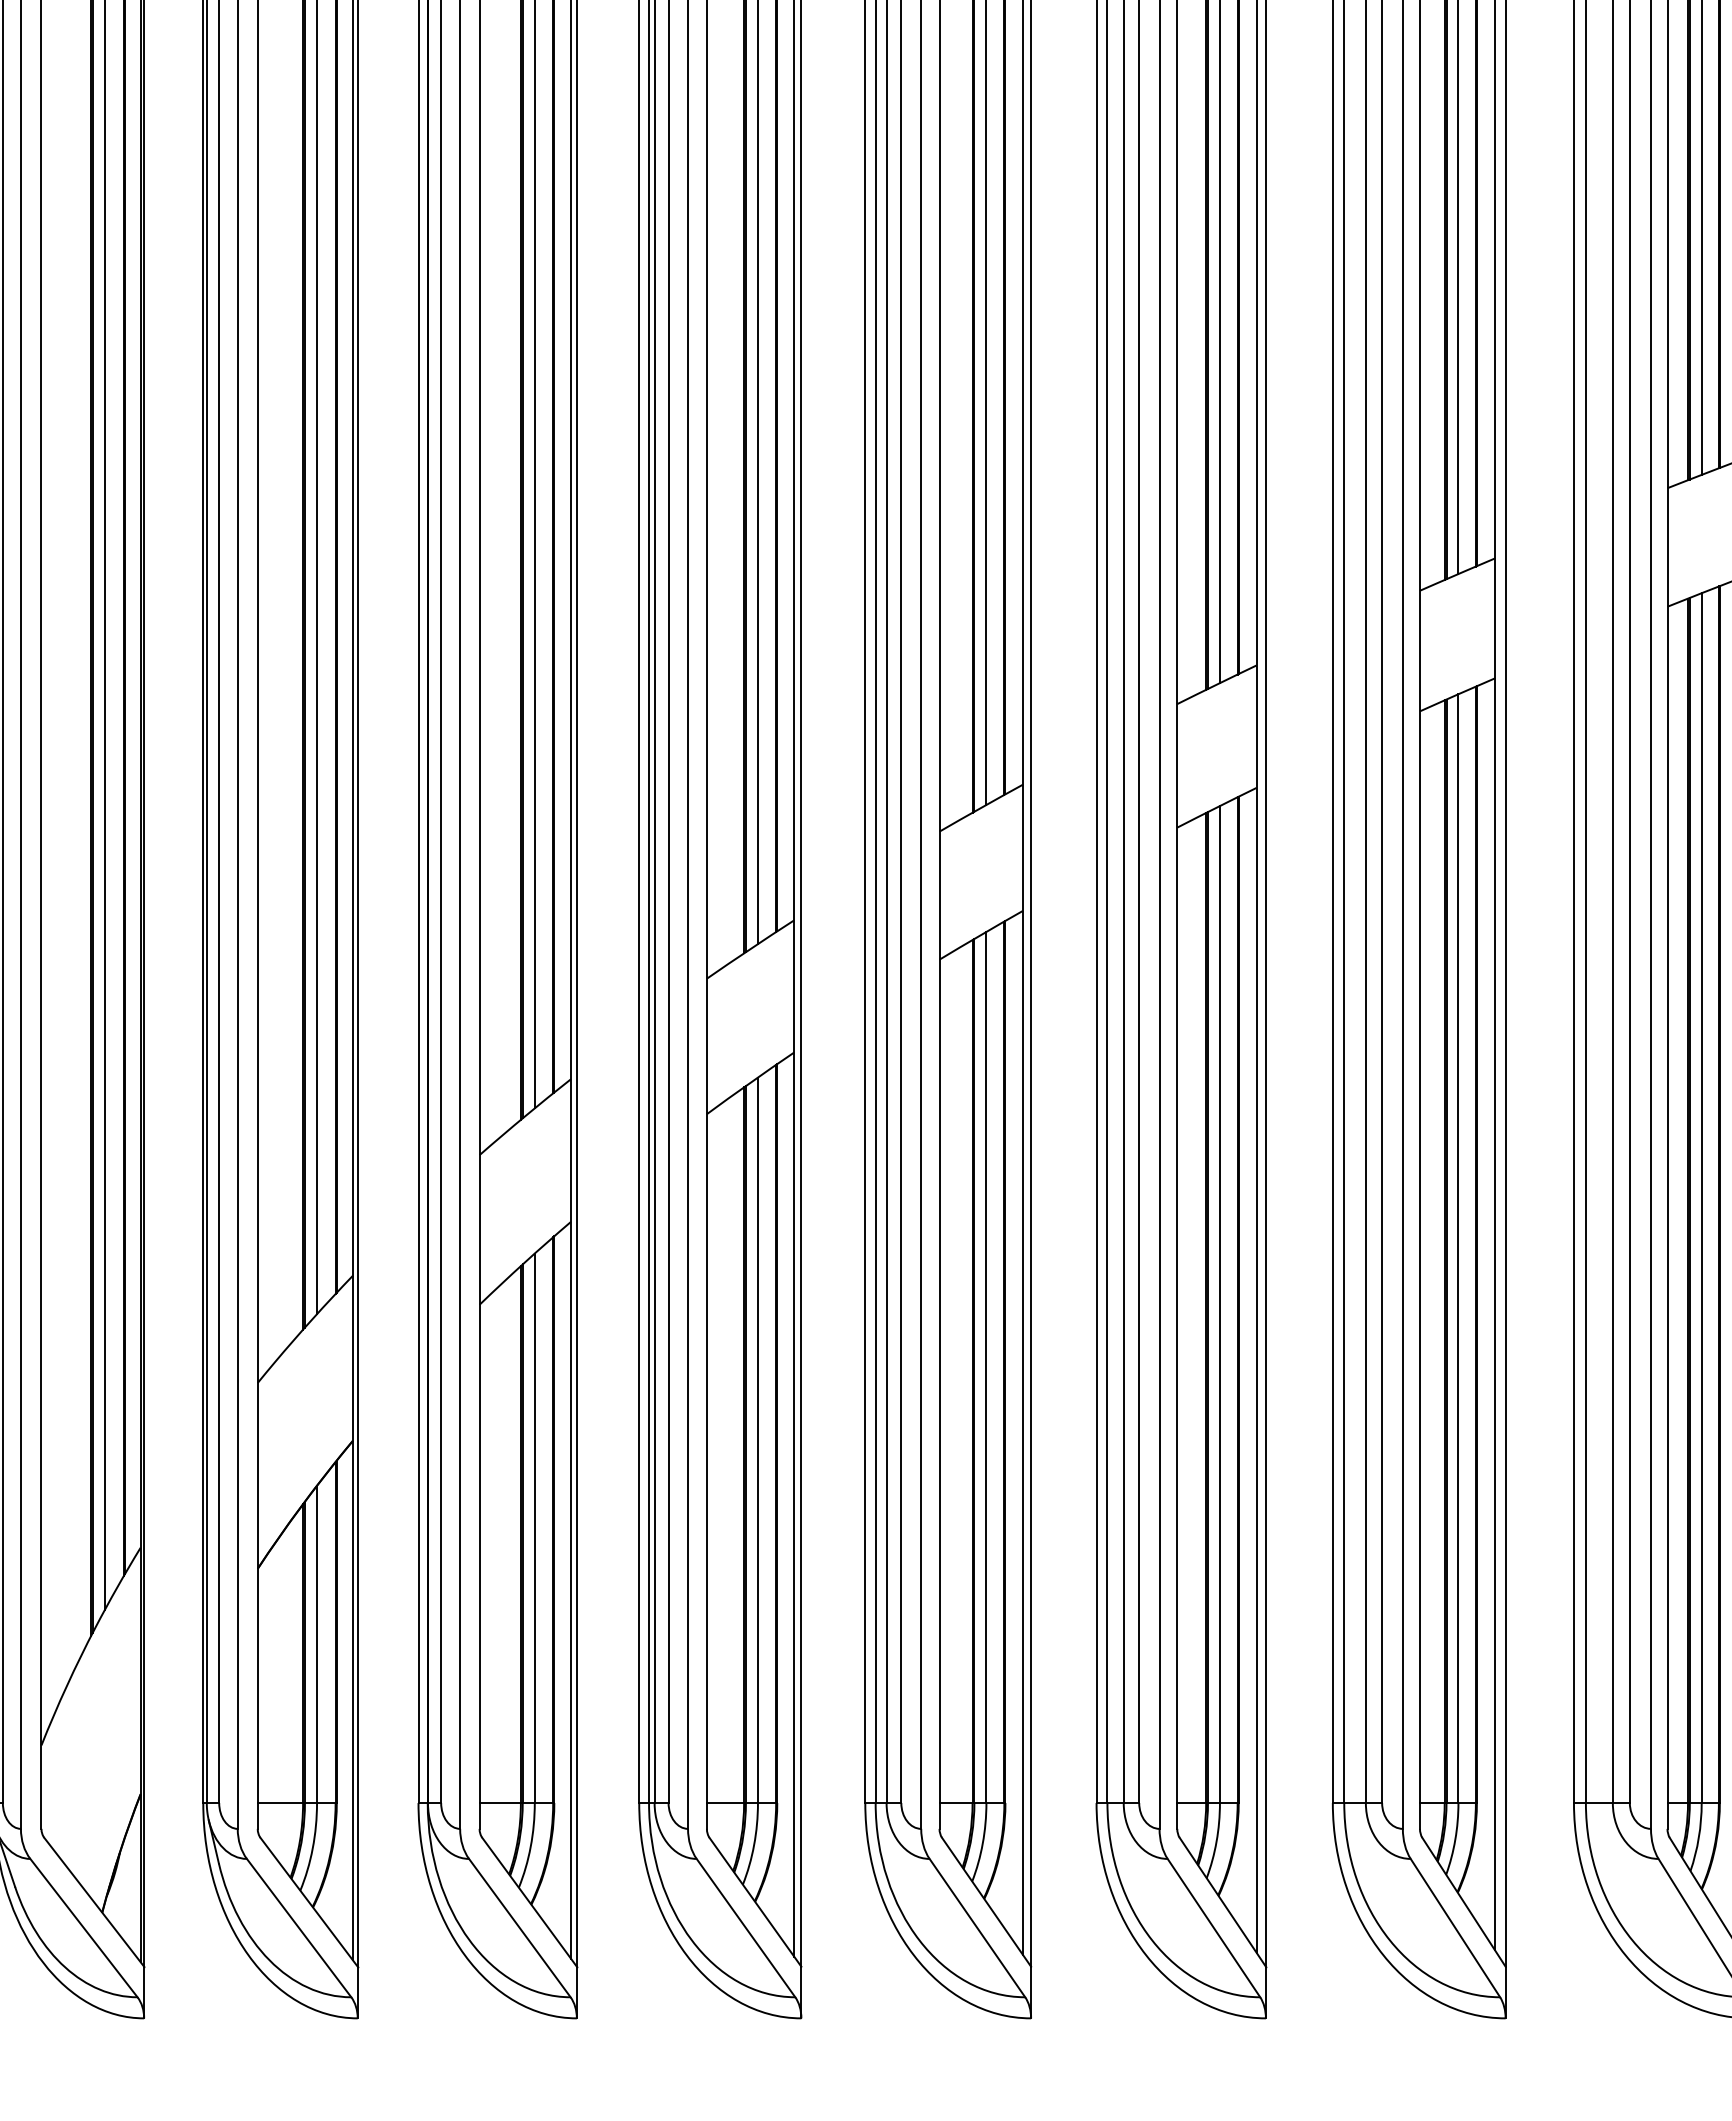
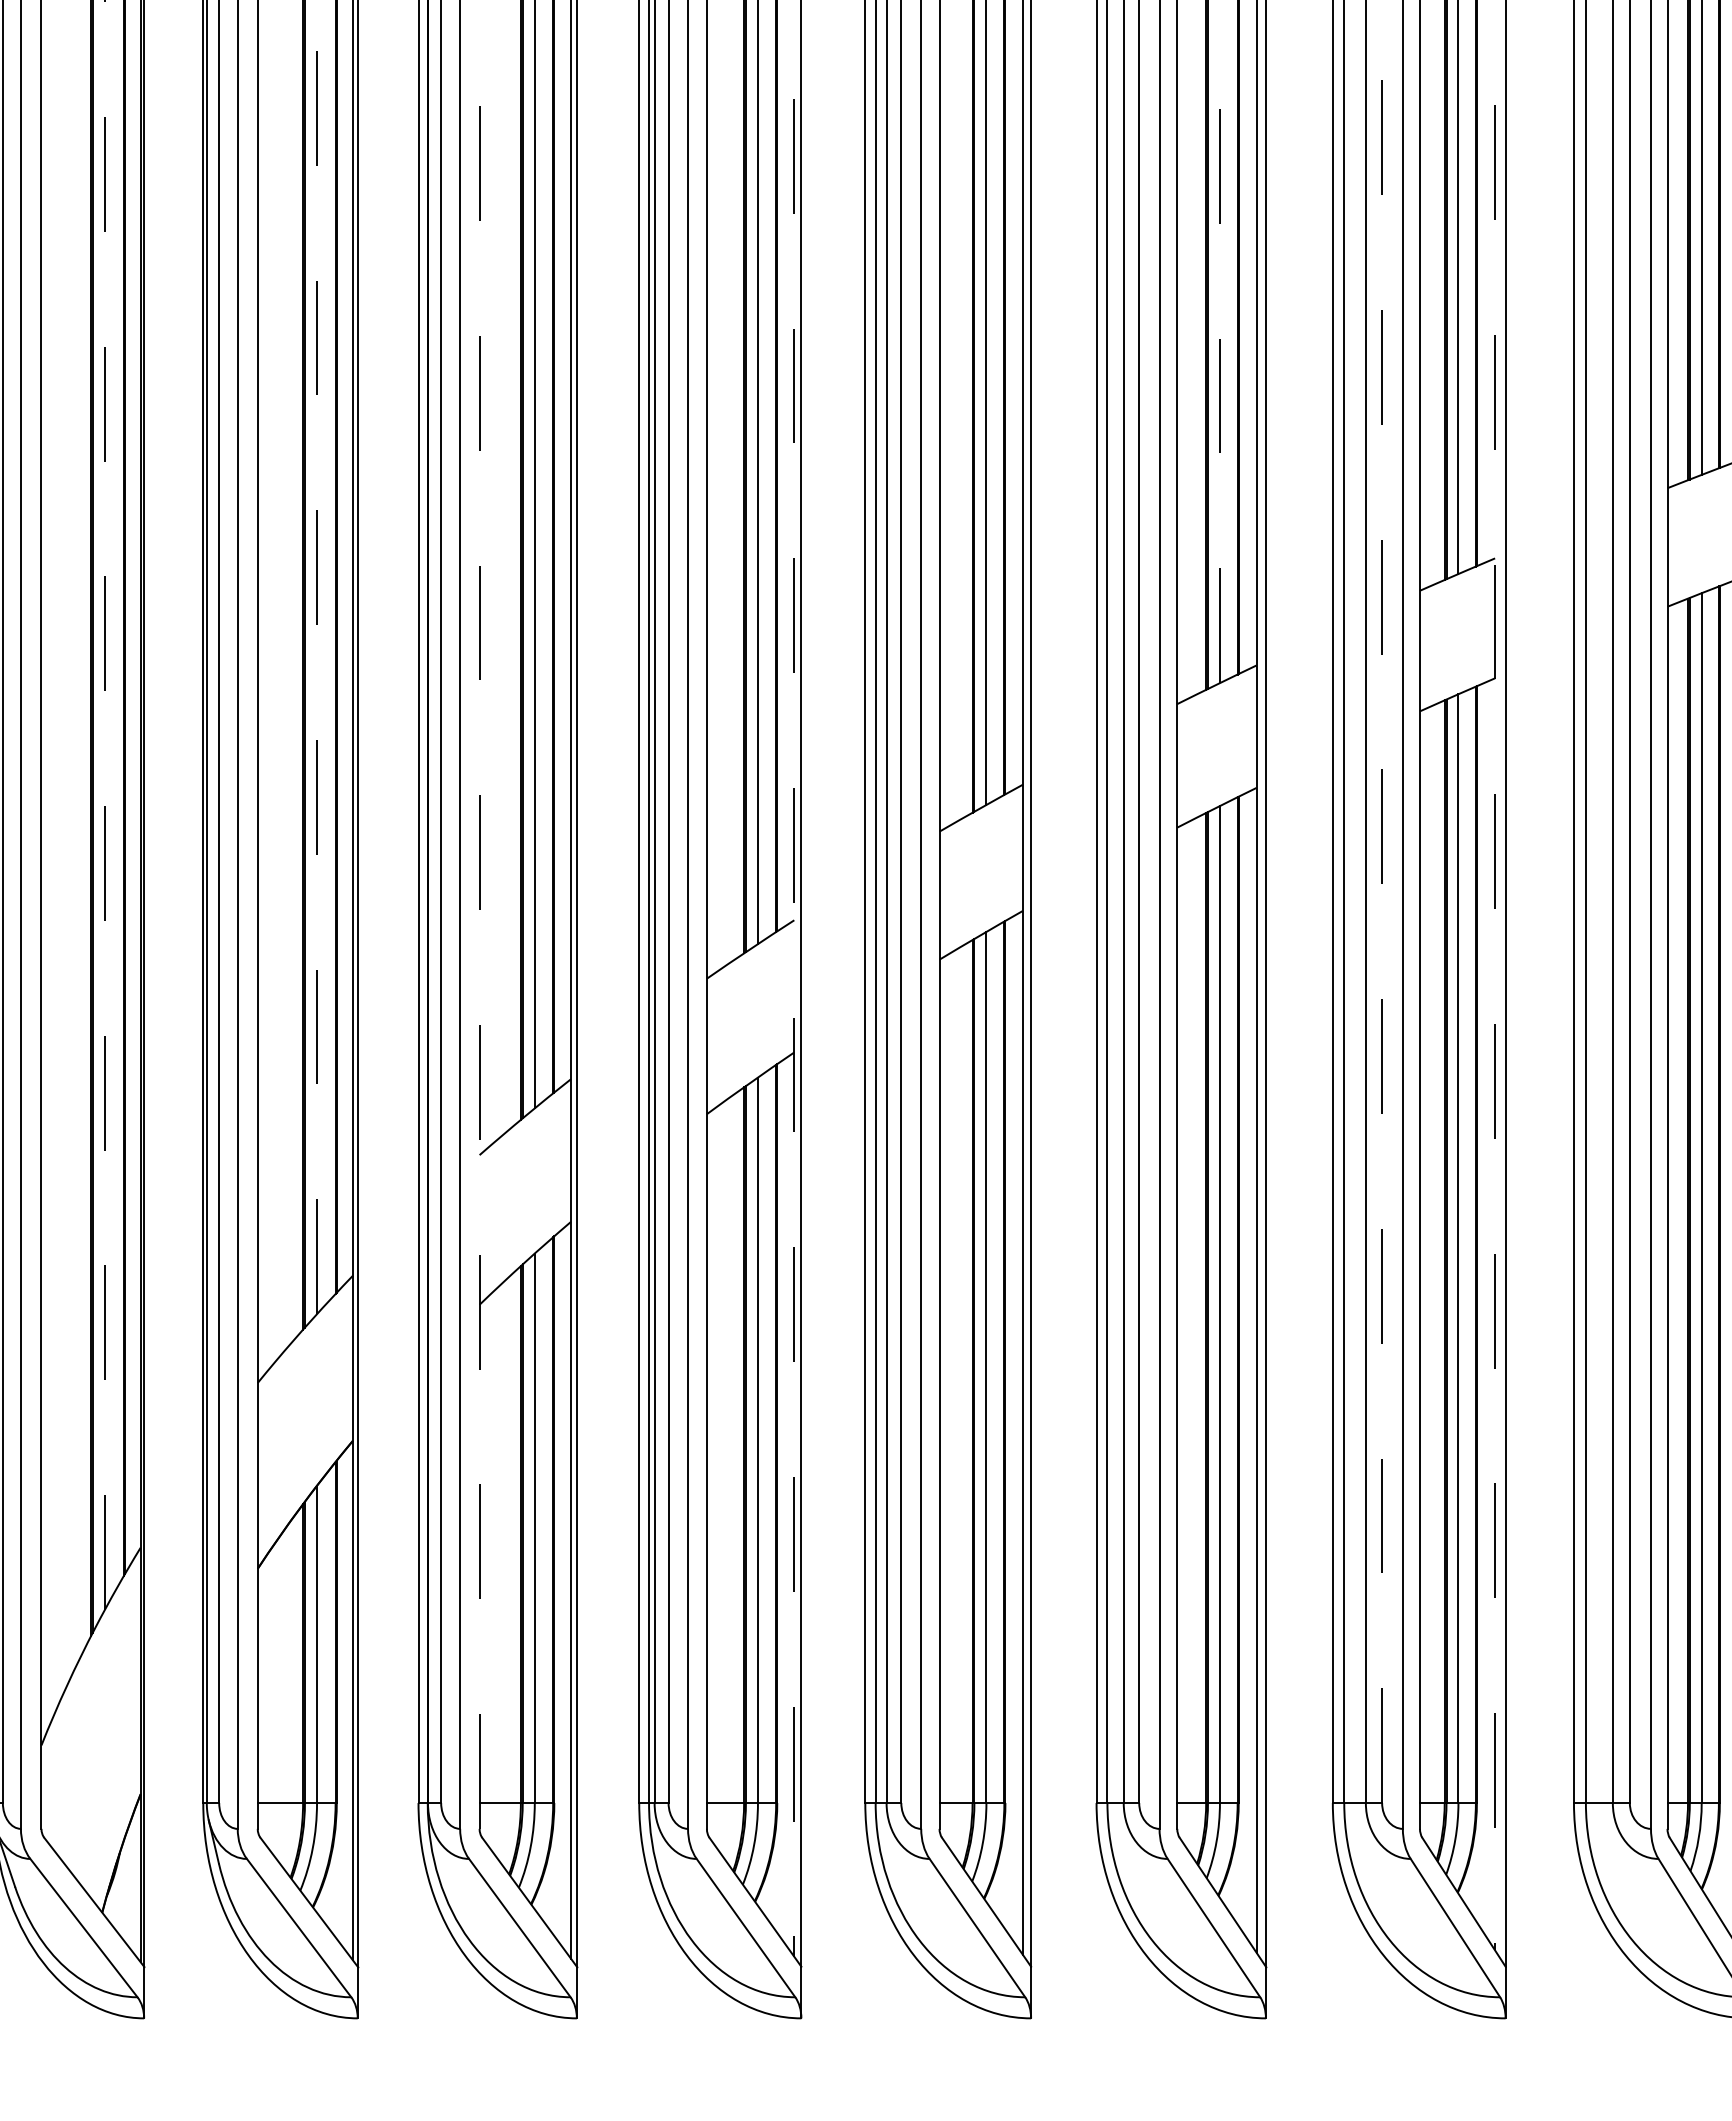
line: solid -> dashed (1219, 341)
line: solid -> dashed (317, 657)
line: solid -> dashed (104, 805)
line: solid -> dashed (1382, 901)
line: solid -> dashed (479, 913)
line: solid -> dashed (1495, 975)
line: solid -> dashed (794, 978)
